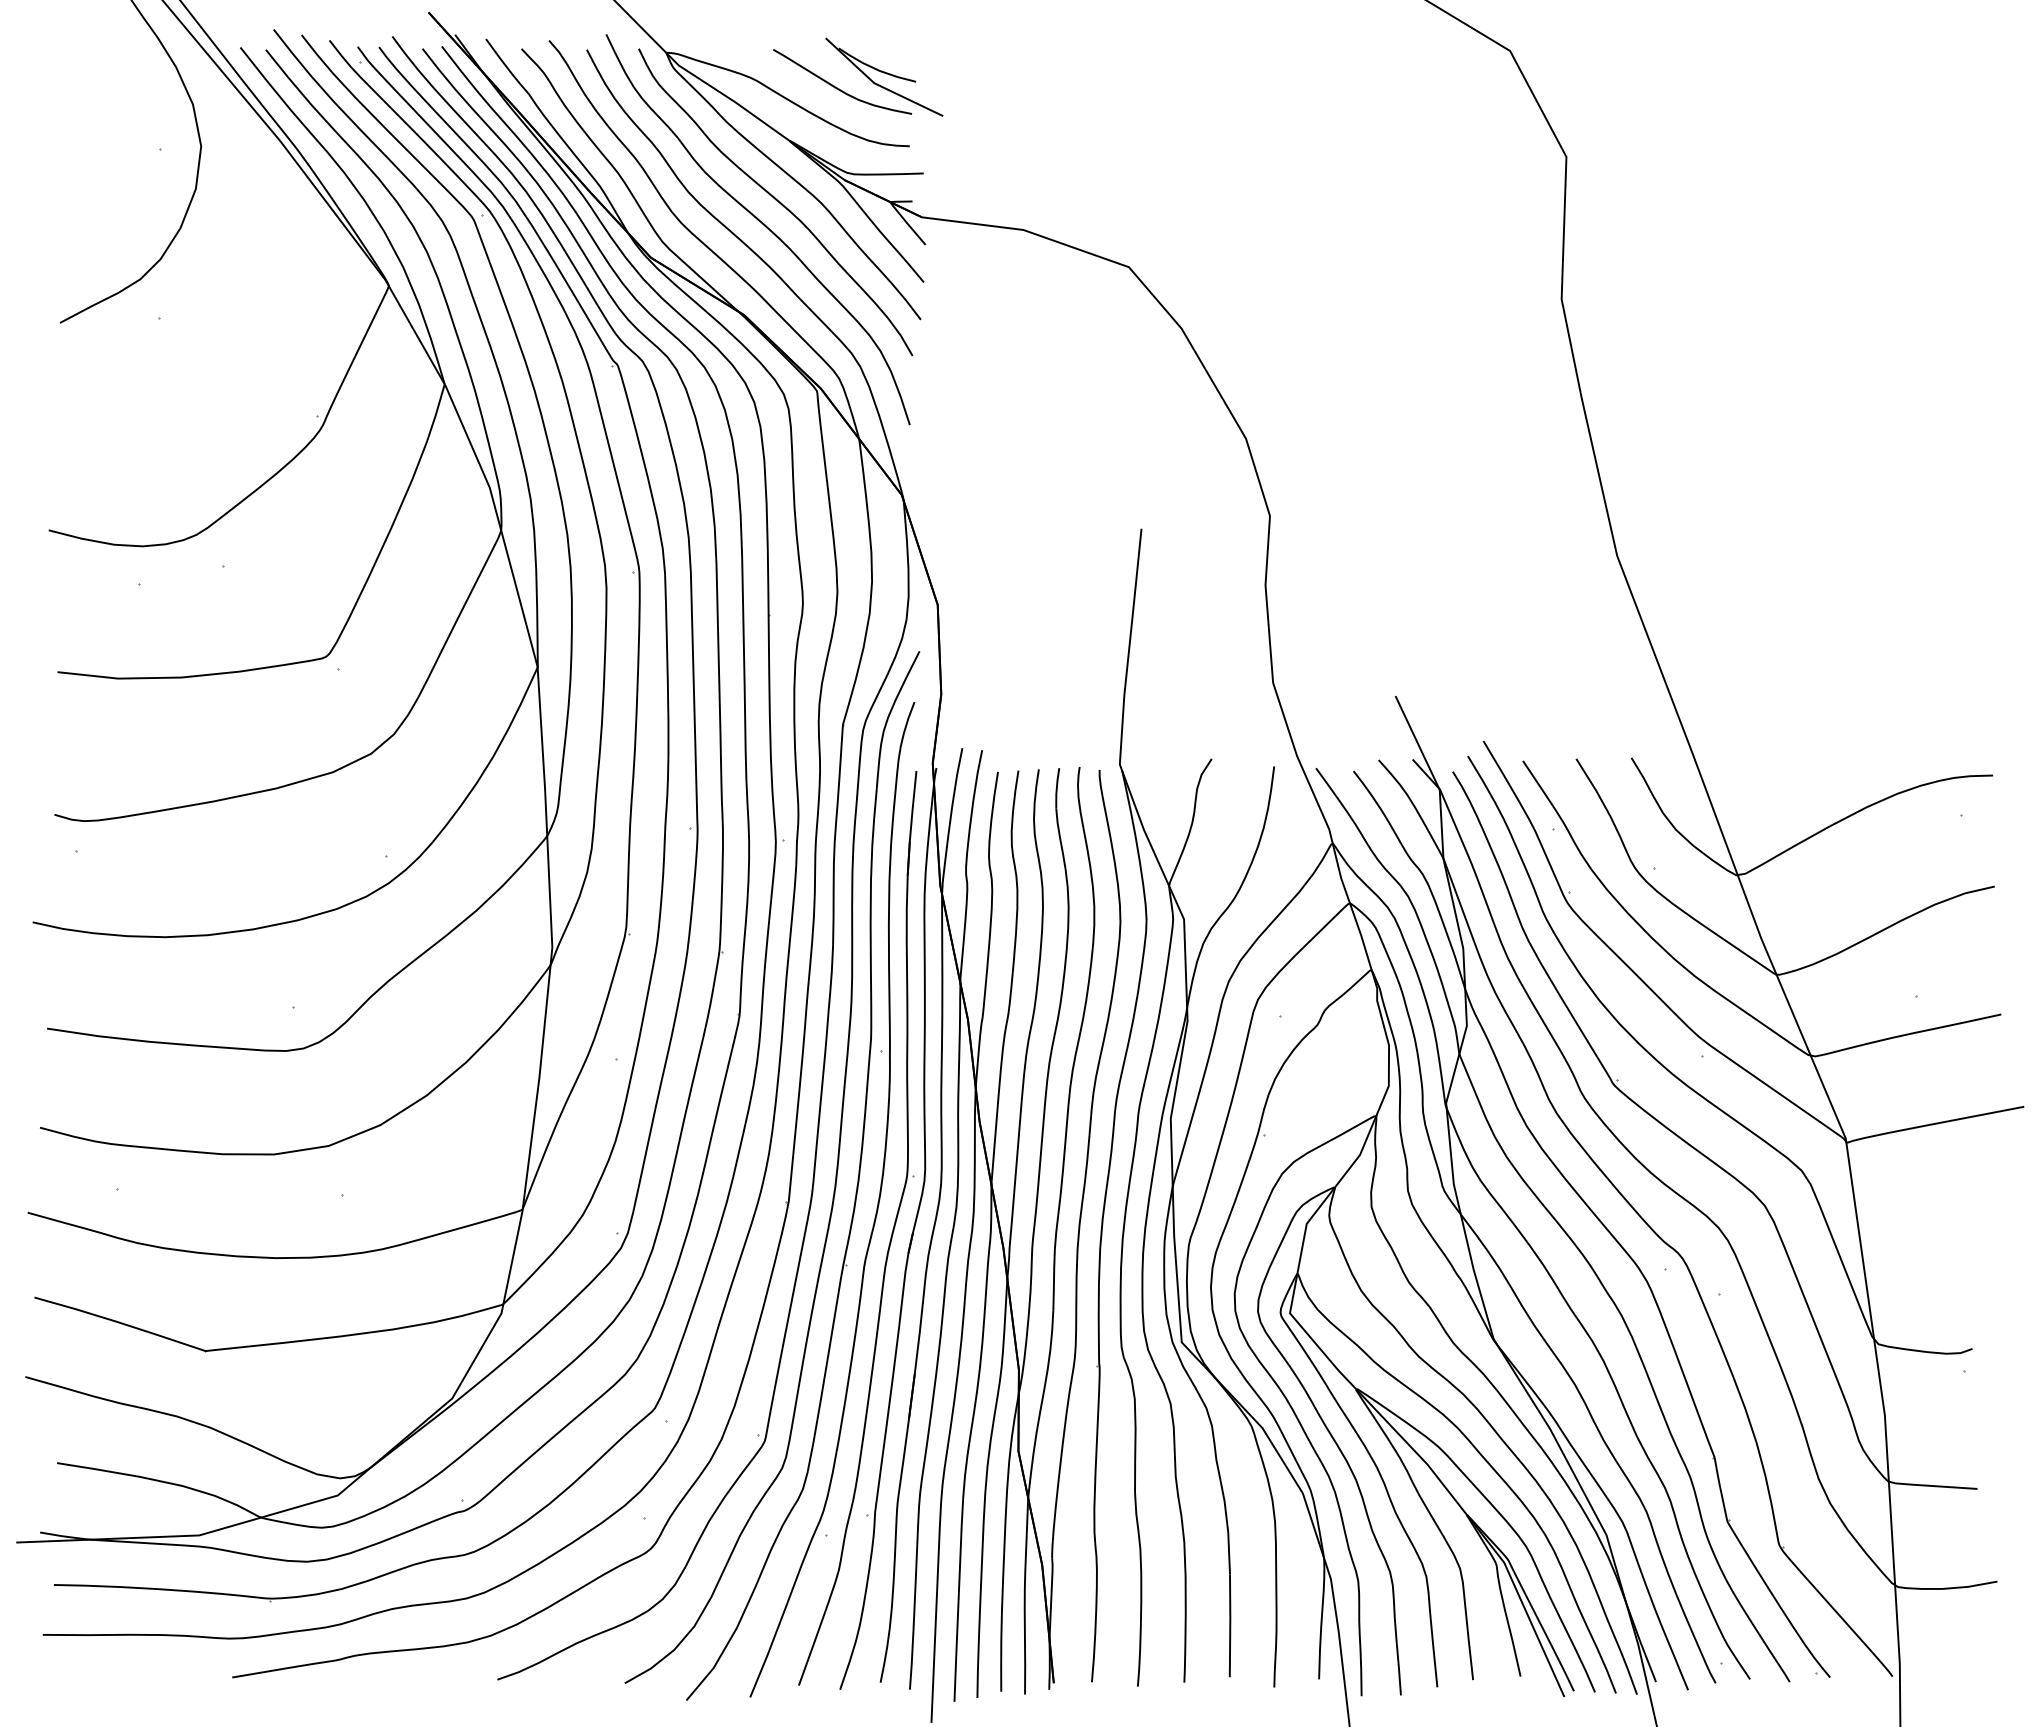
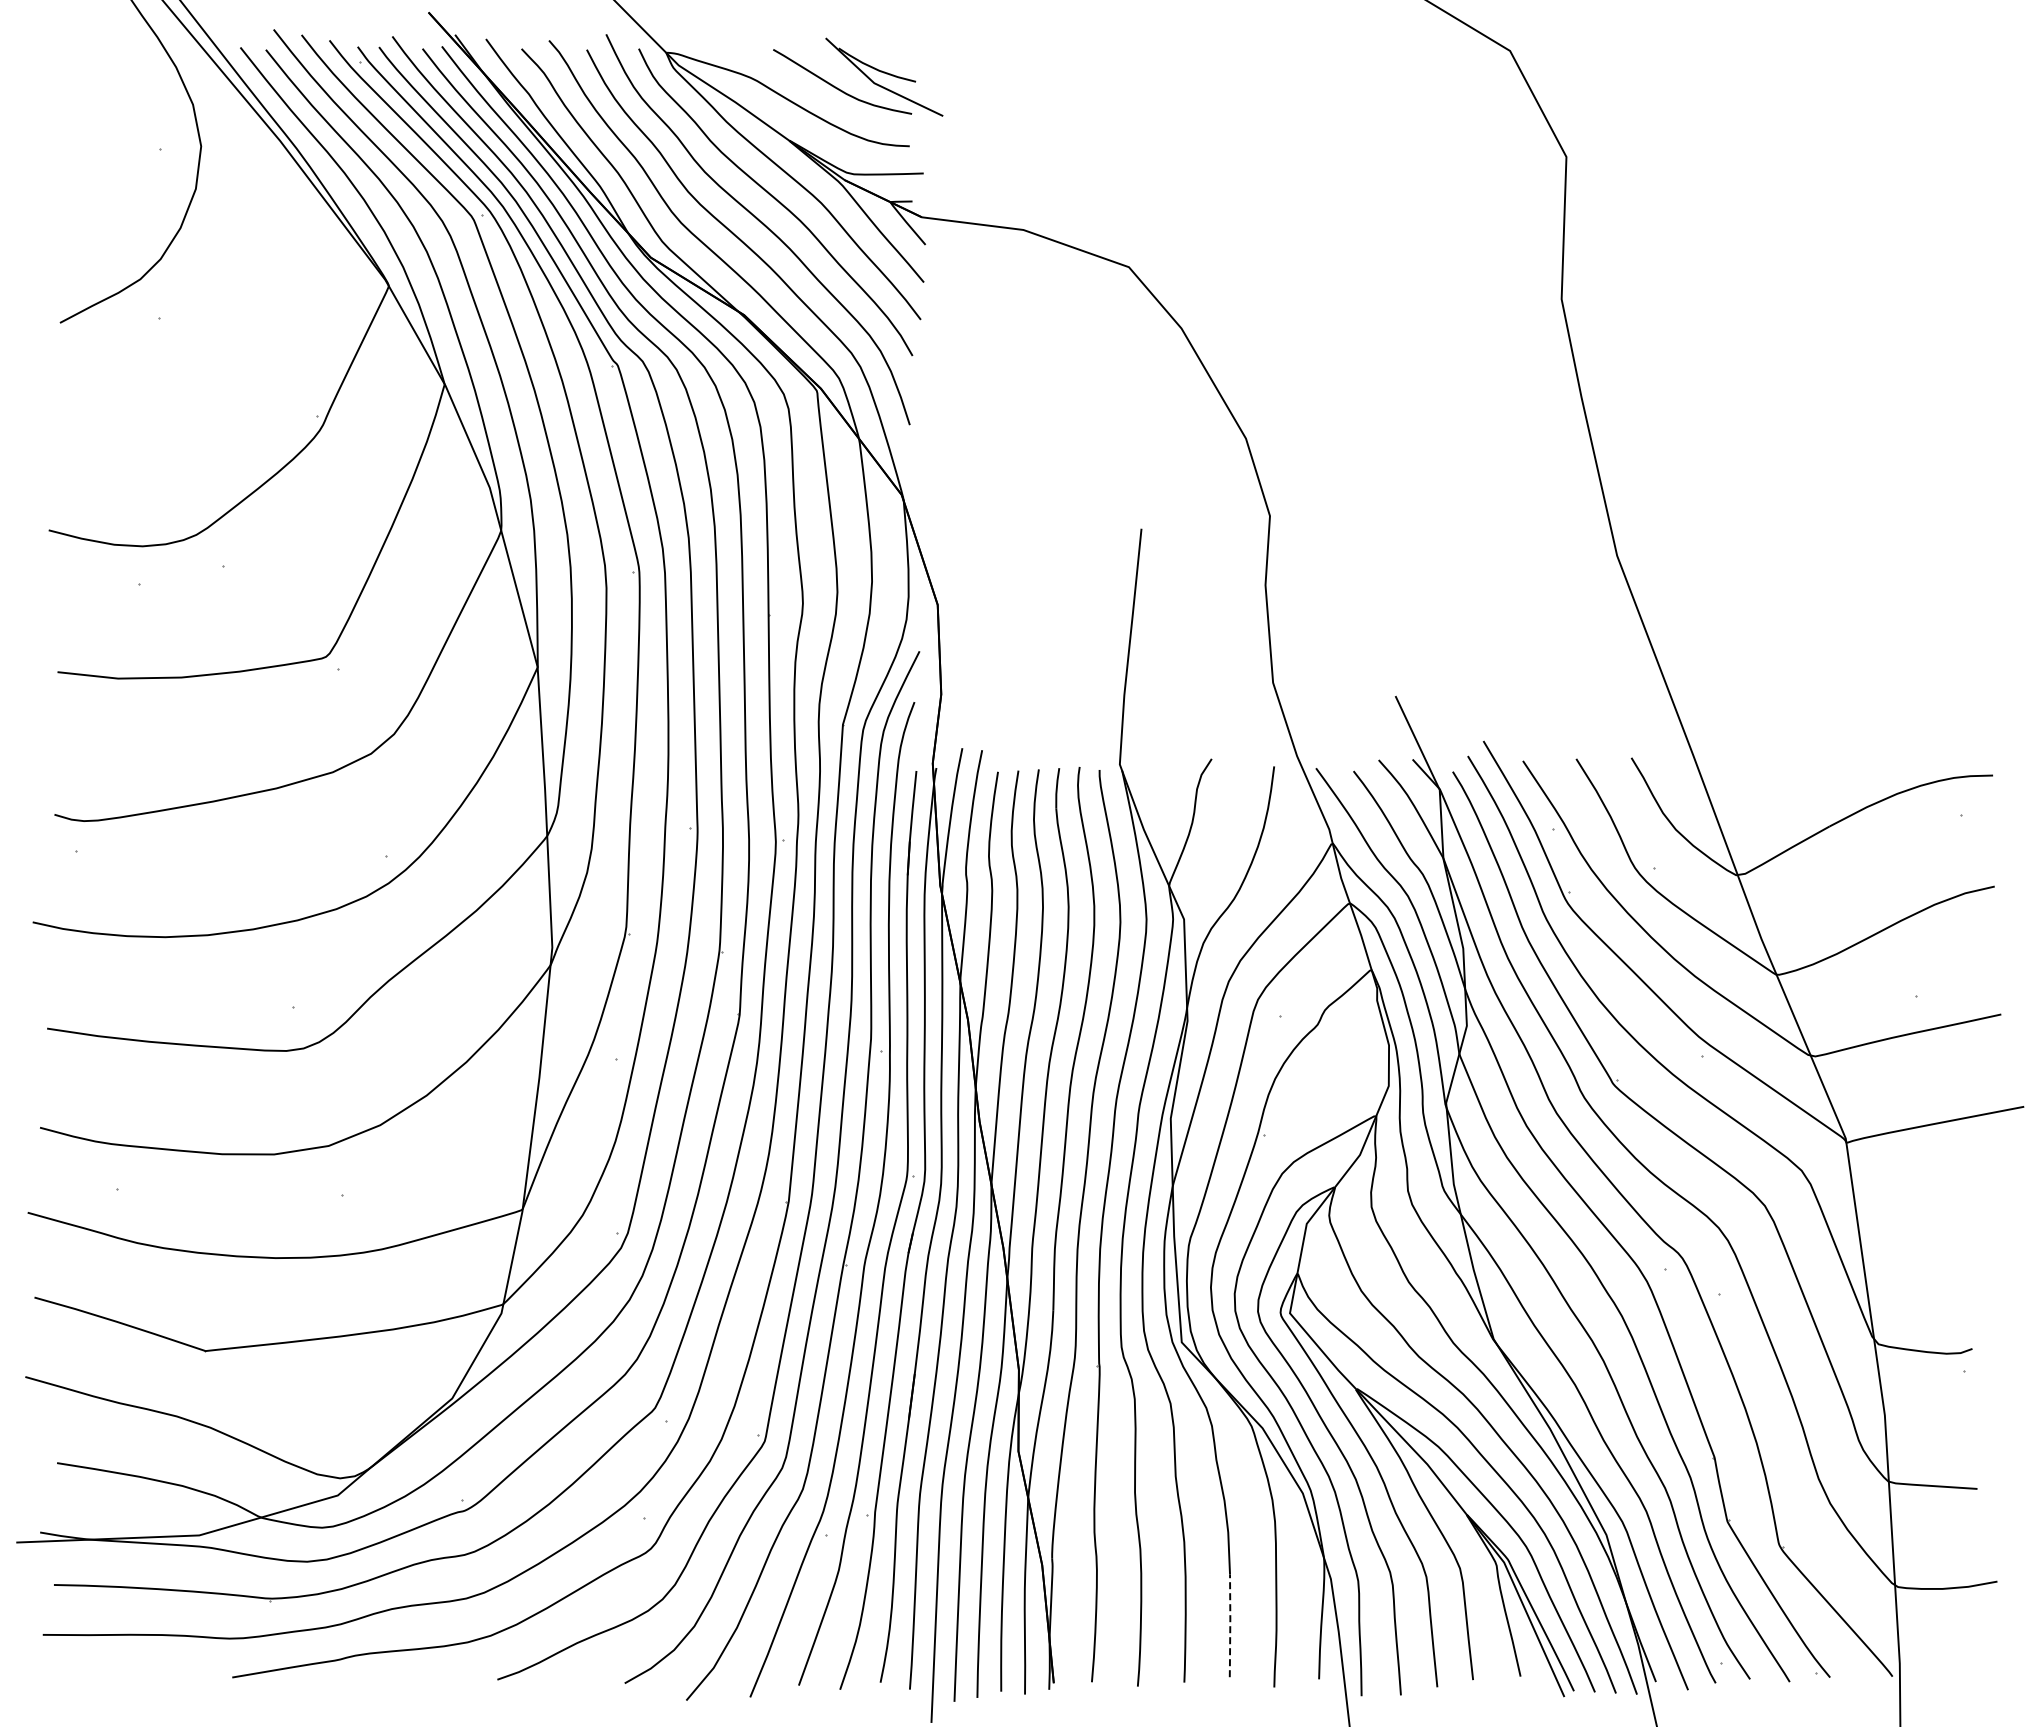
line: solid -> dashed (1230, 1625)
